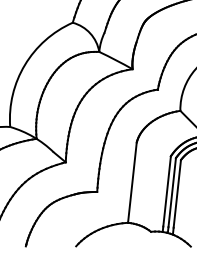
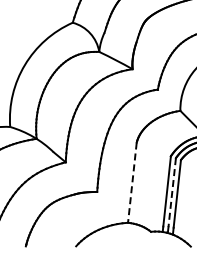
line: solid -> dashed (132, 183)
line: solid -> dashed (172, 192)
